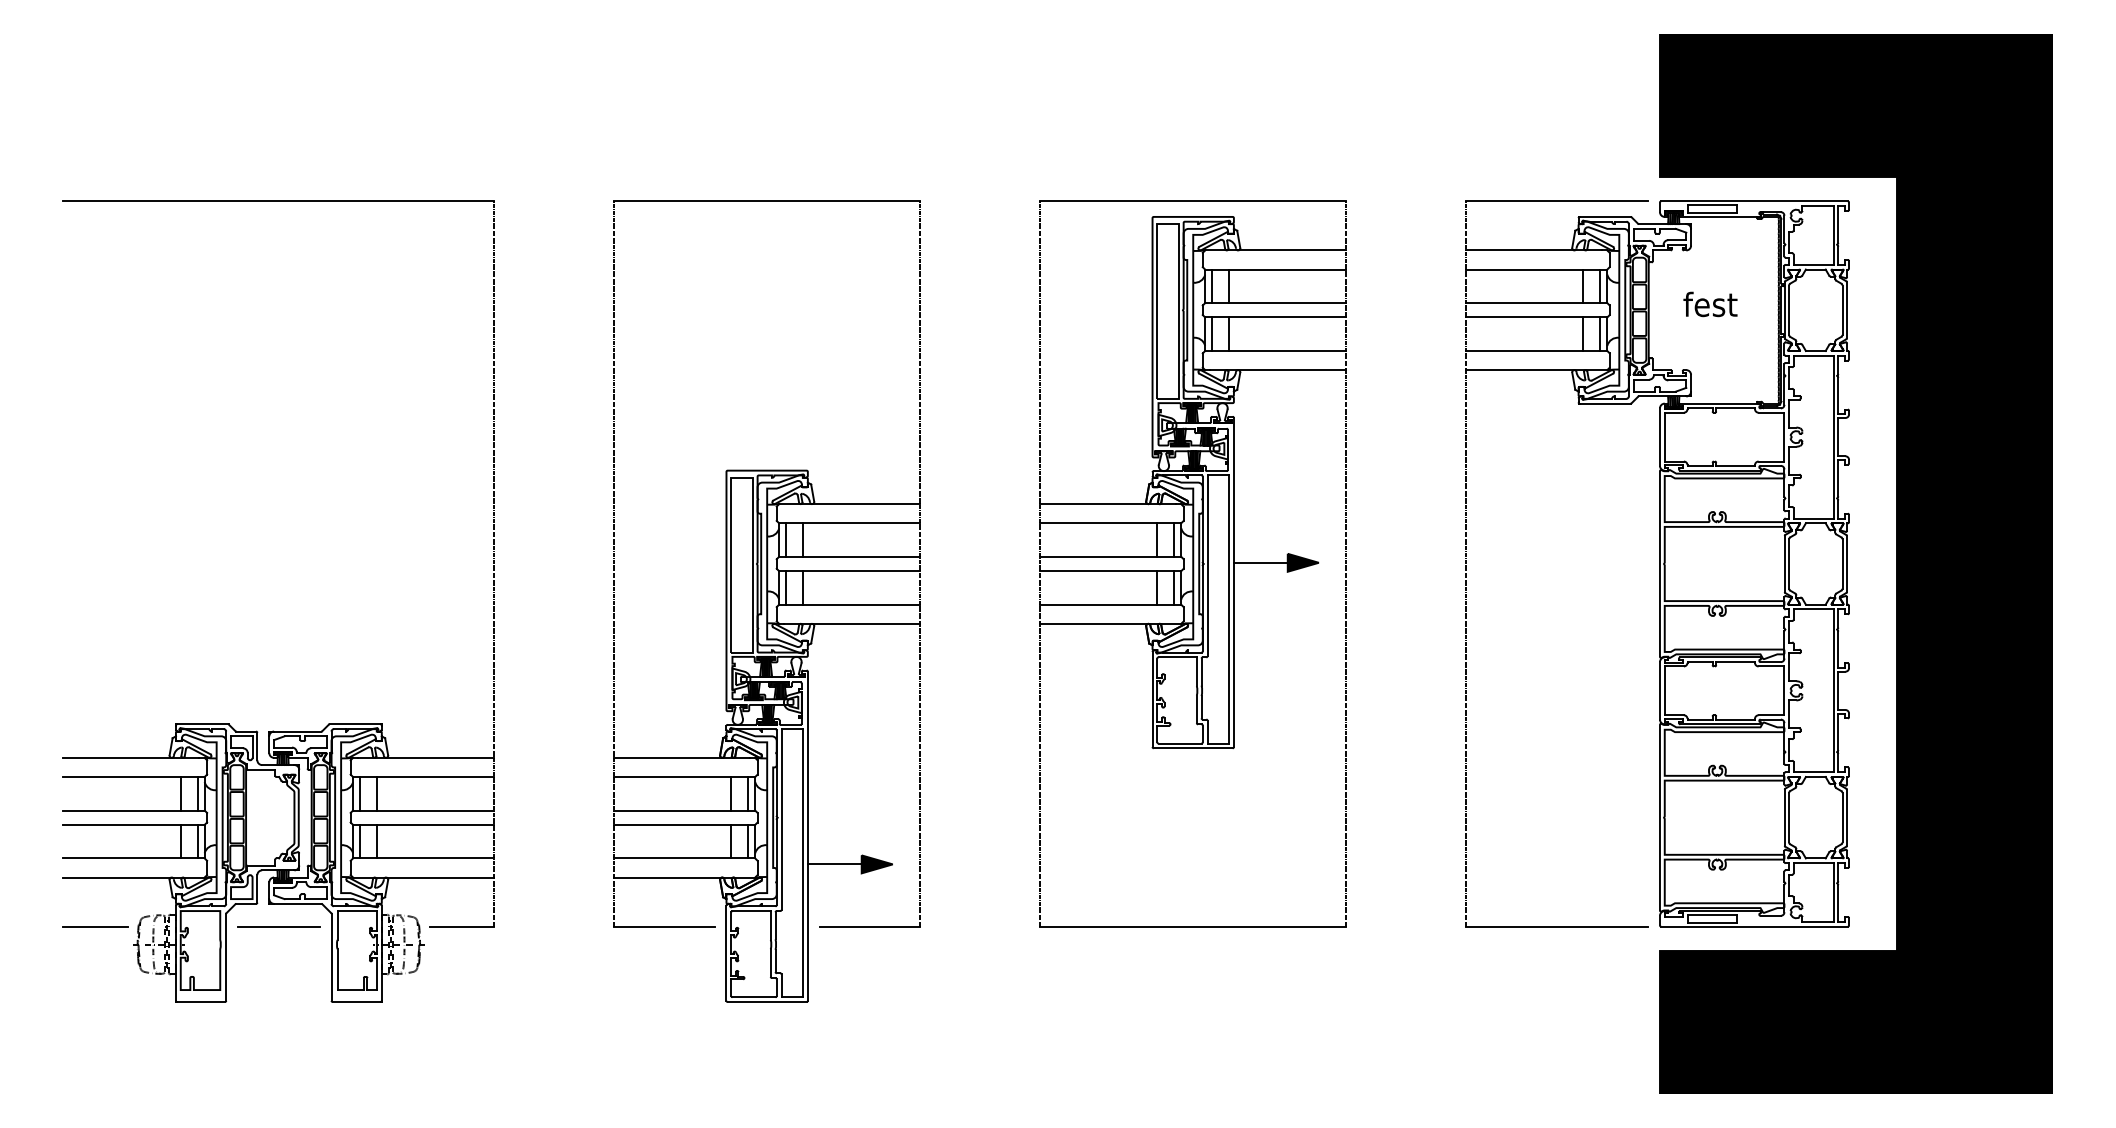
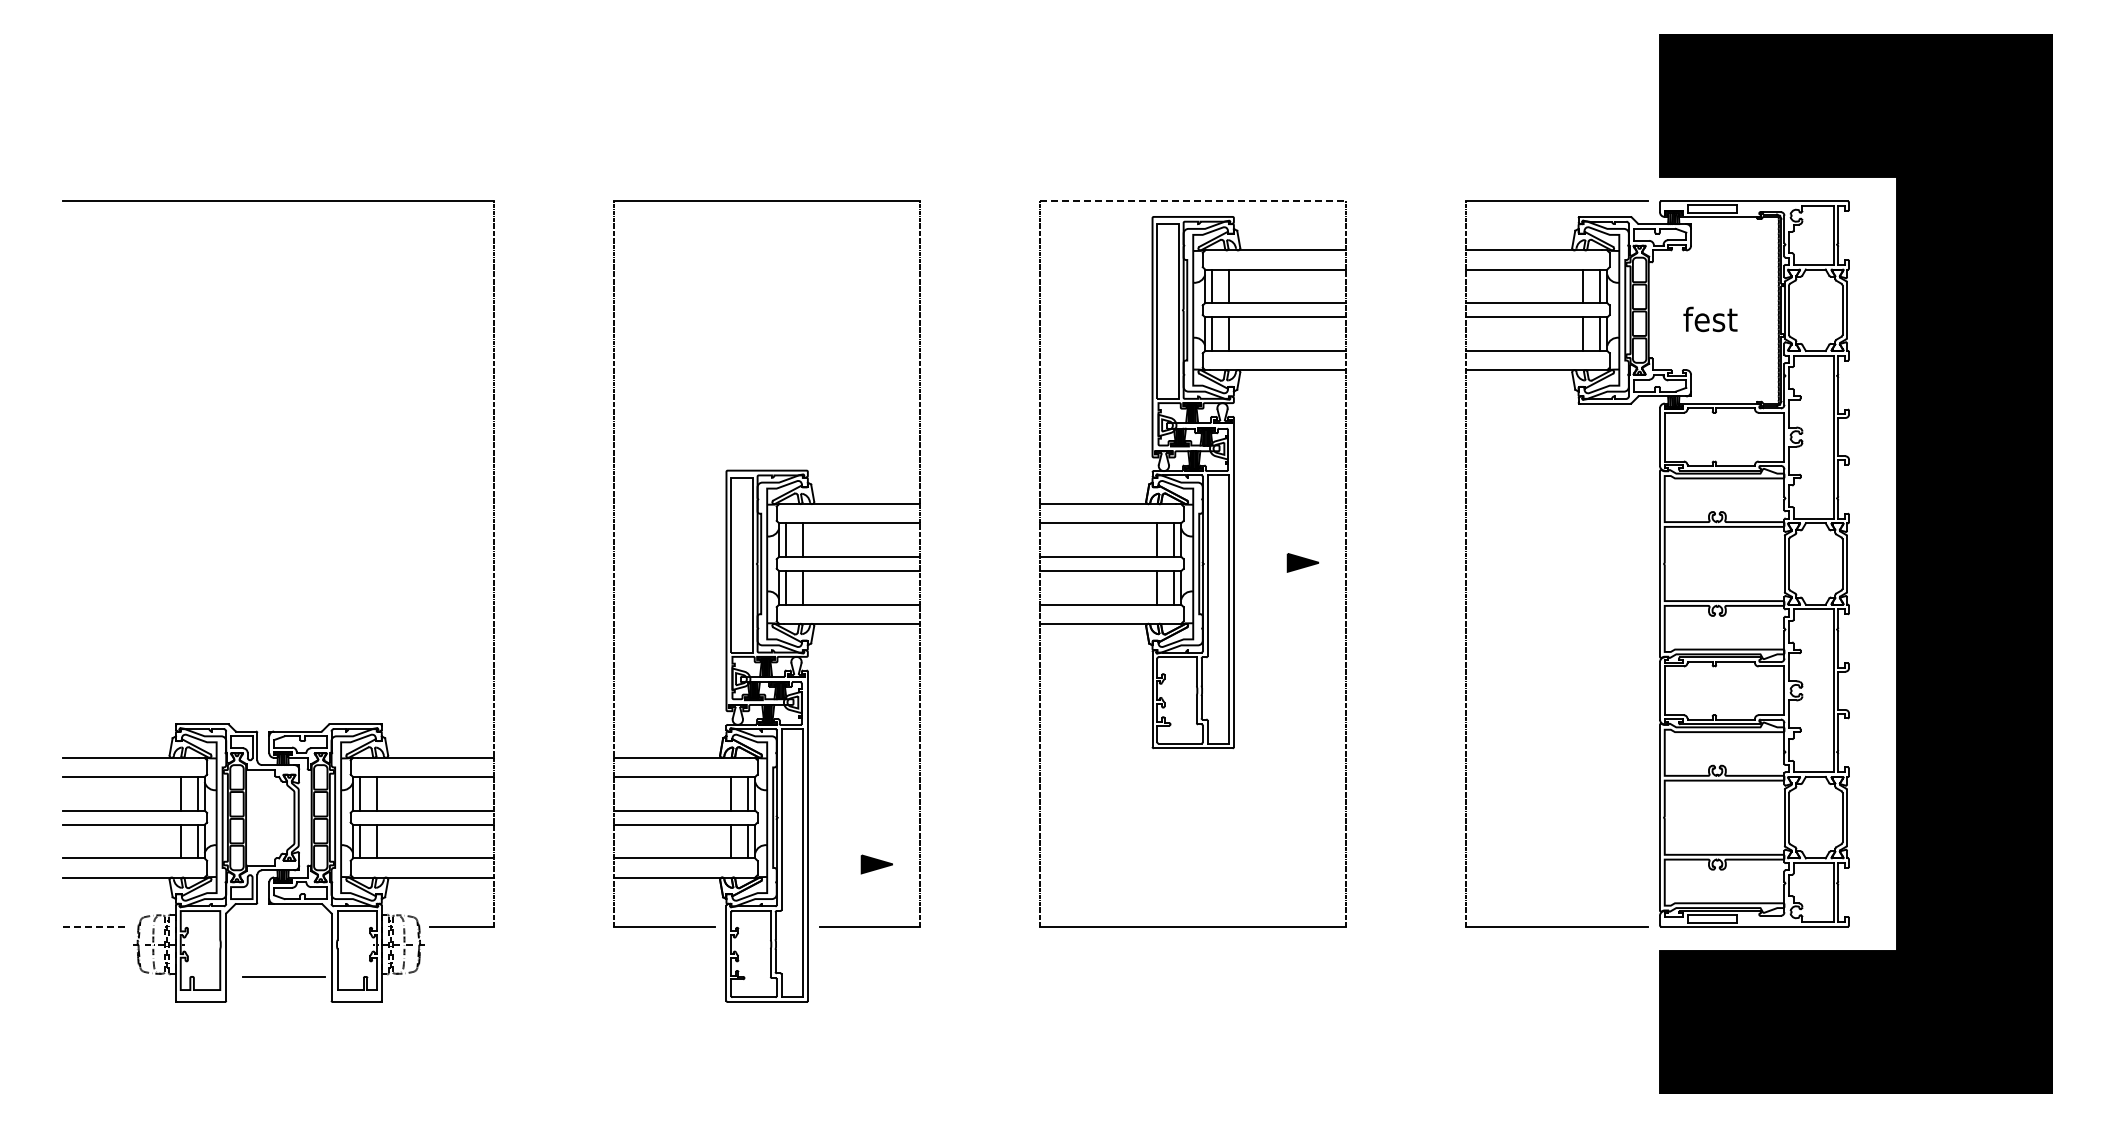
line: solid -> dashed (1193, 201)
text position: (1710, 304) -> (1710, 319) (1710, 319)
line: present -> none (1260, 562)
line: present -> none (834, 864)
line: solid -> dashed (96, 926)
line position: (278, 926) -> (283, 976) (283, 976)
